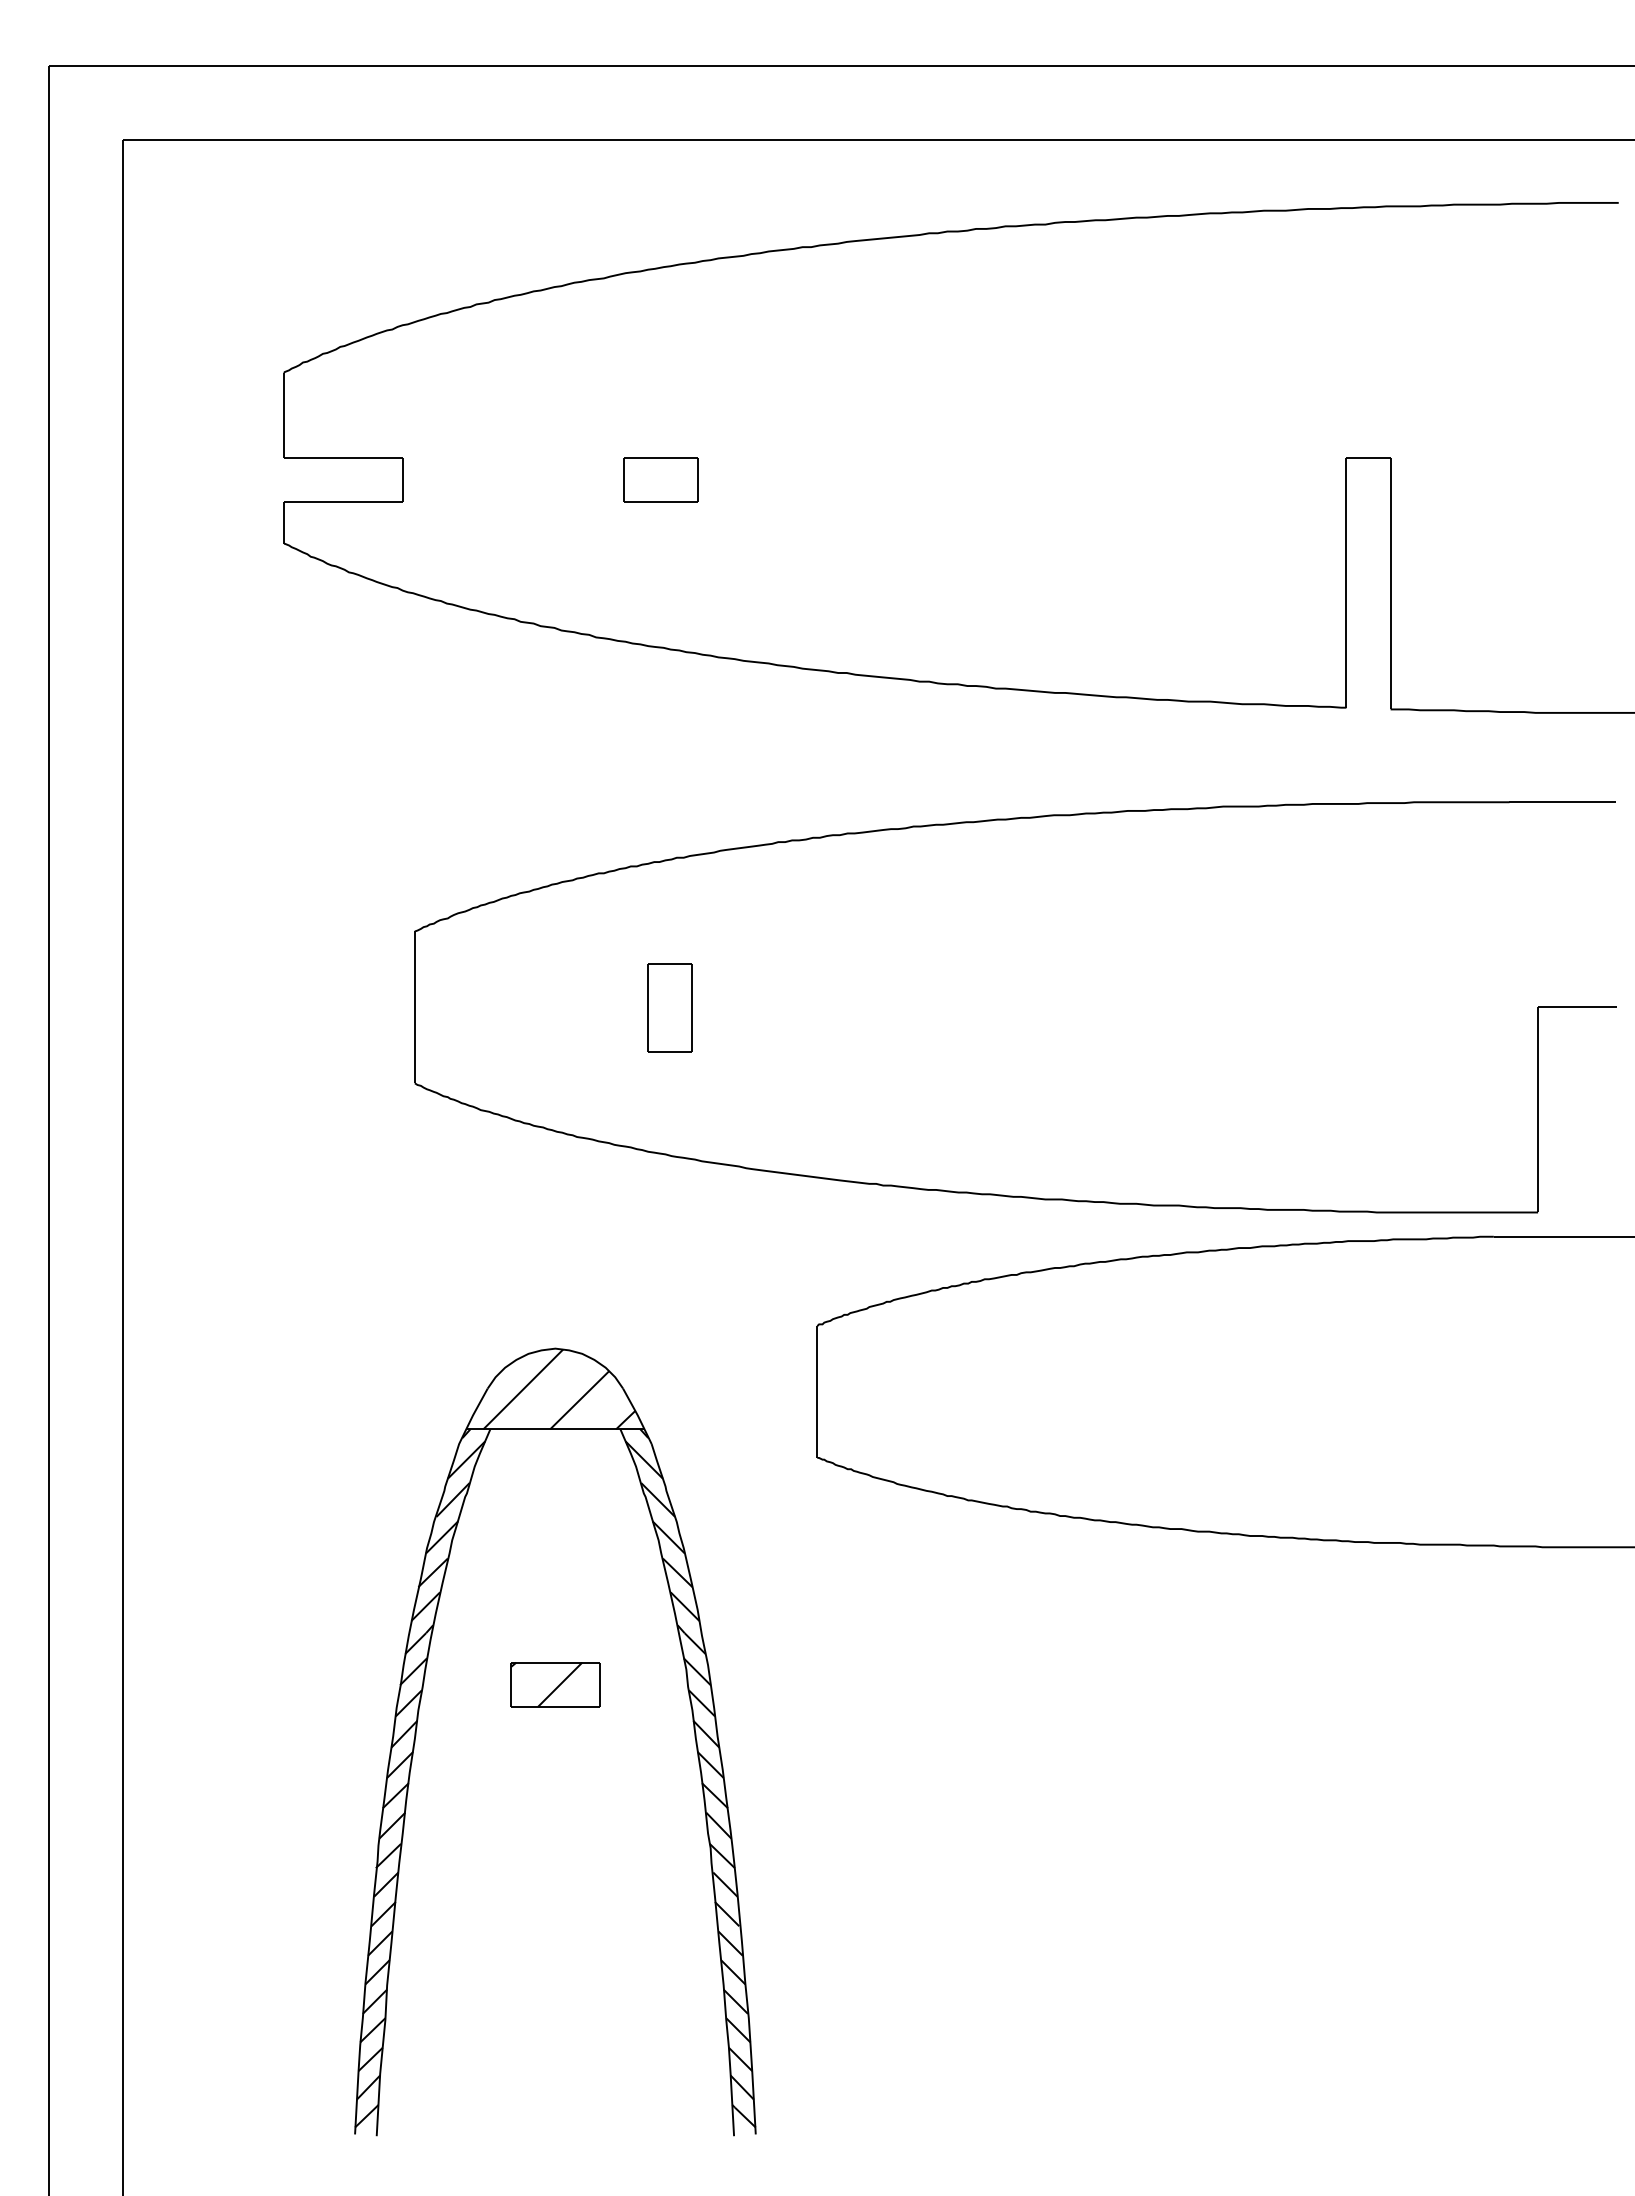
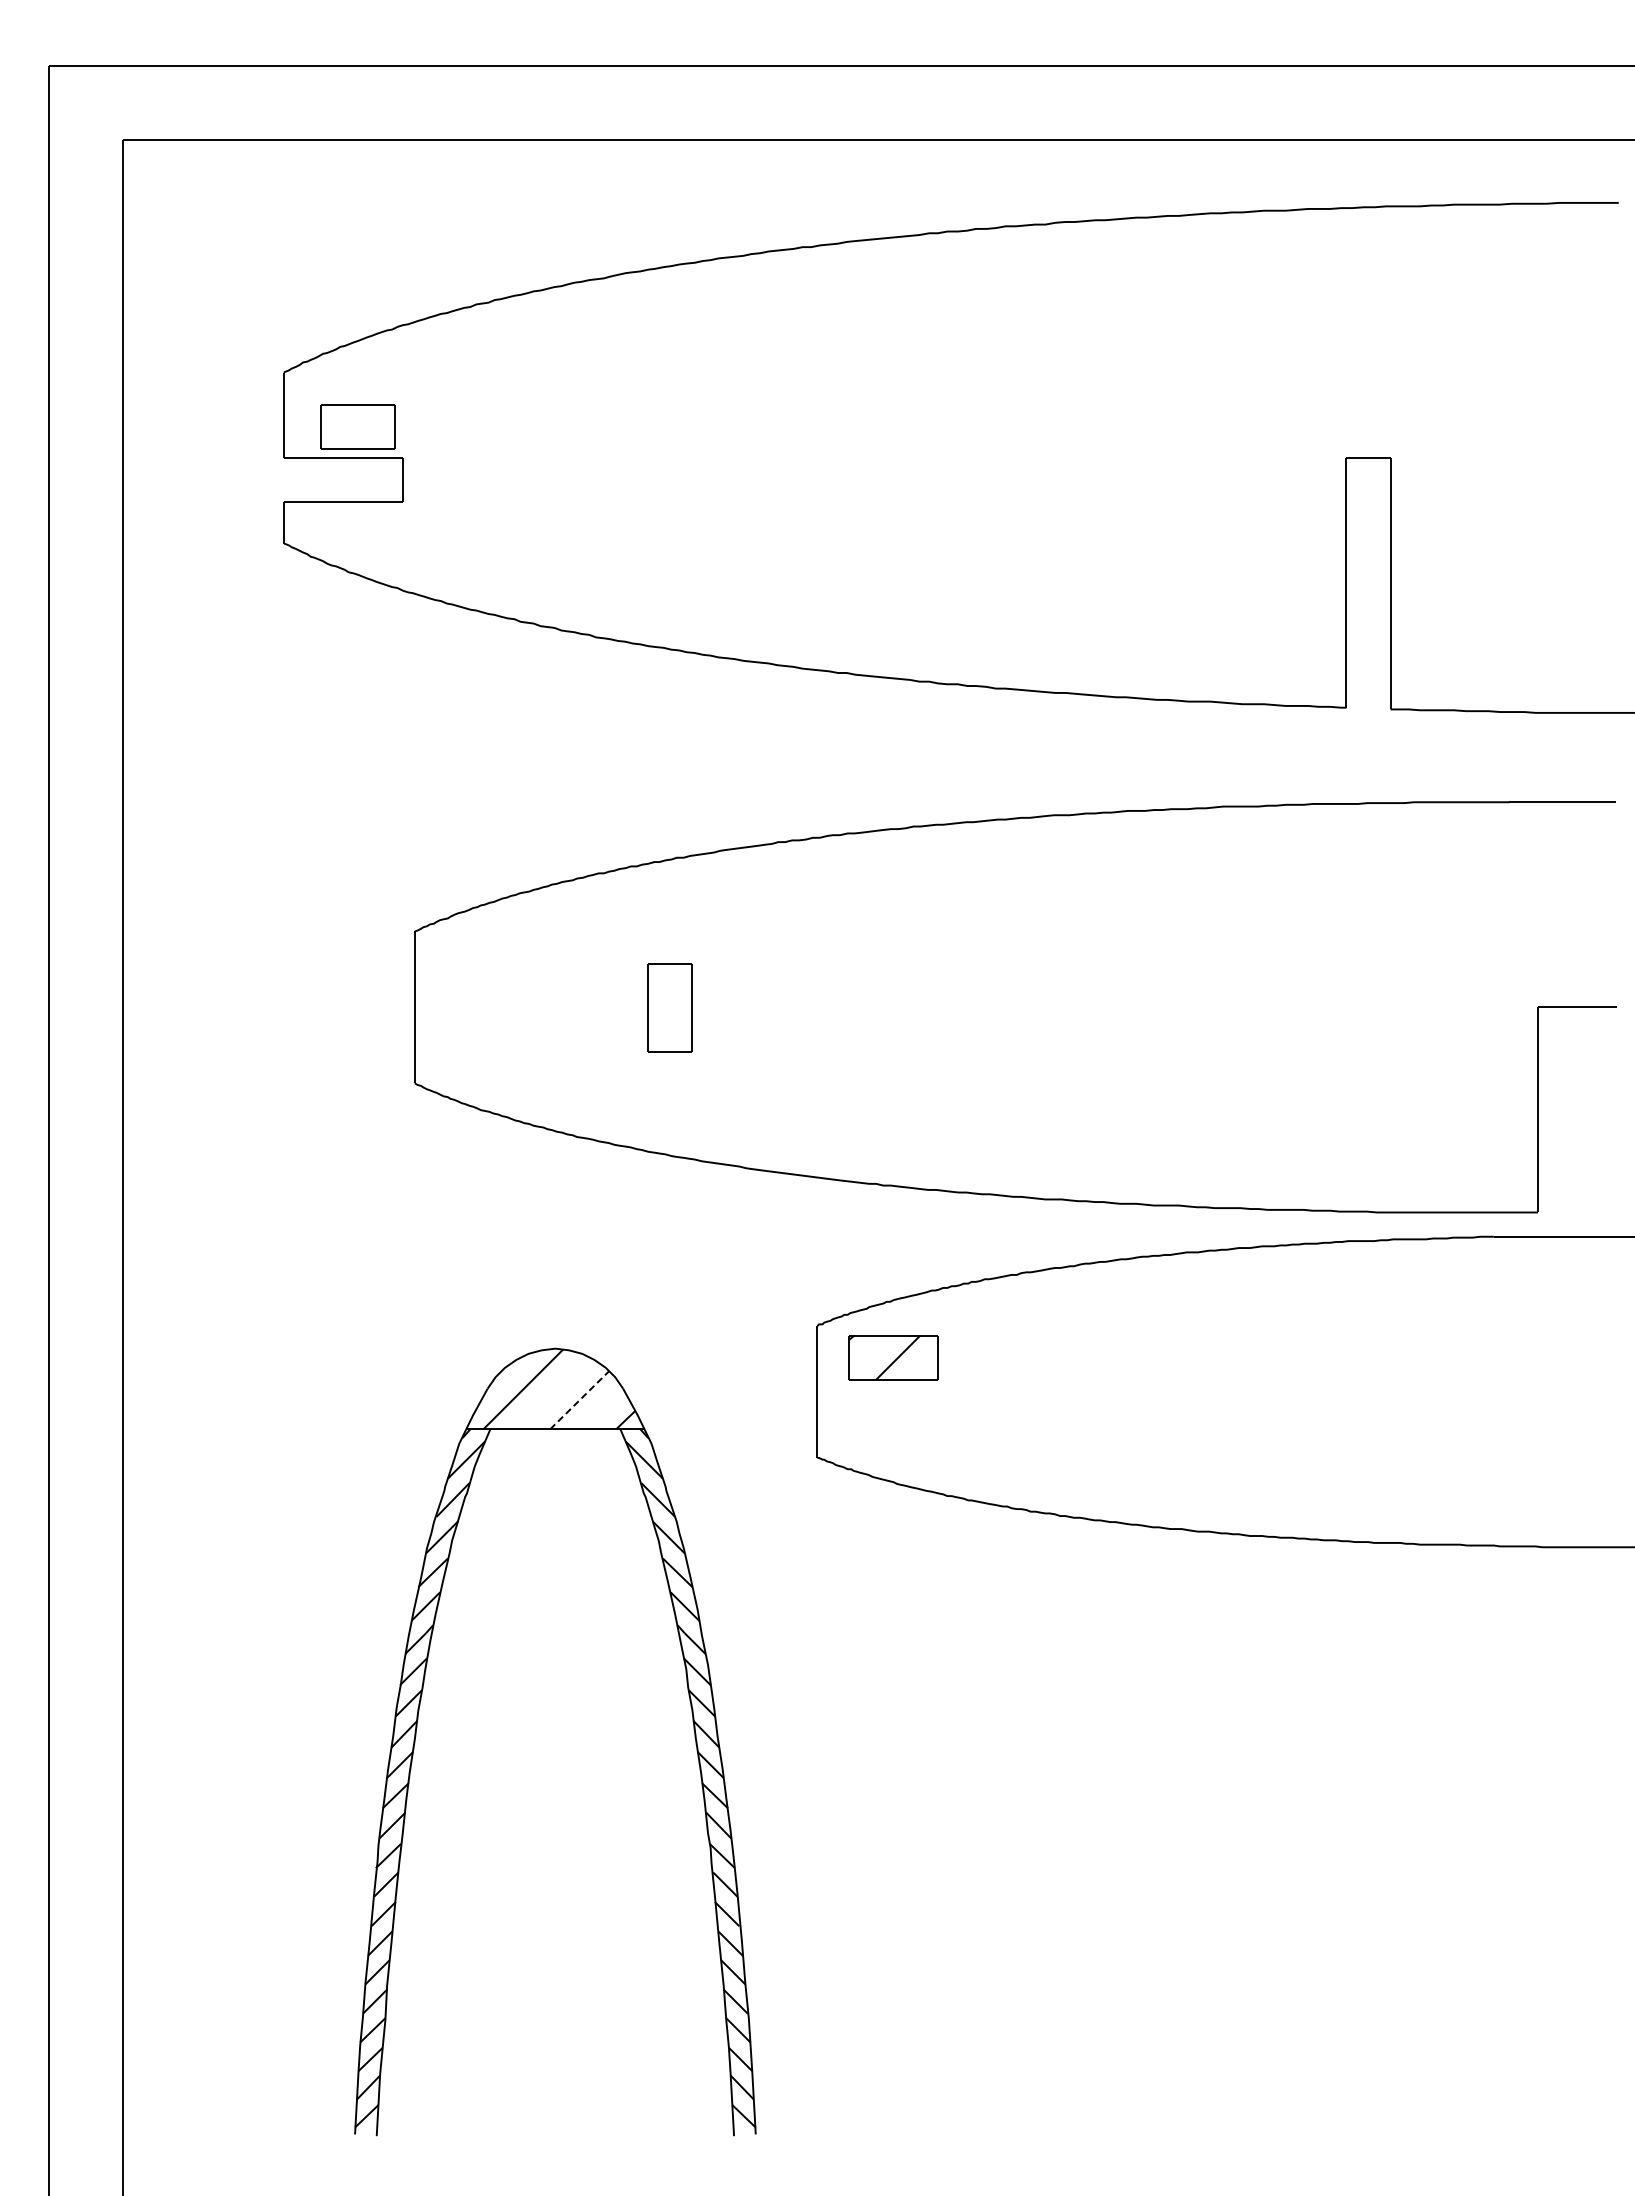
part position: (660, 479) -> (357, 426) (357, 426)
line: solid -> dashed (580, 1399)
part position: (555, 1684) -> (893, 1357) (893, 1357)
